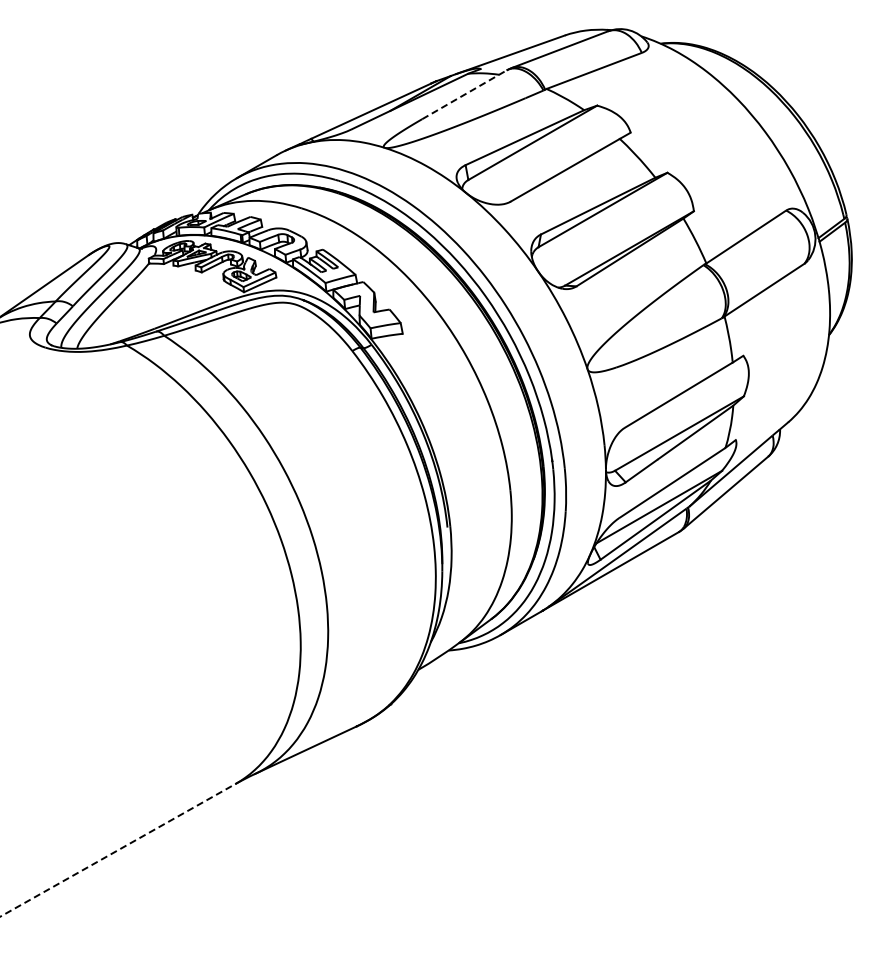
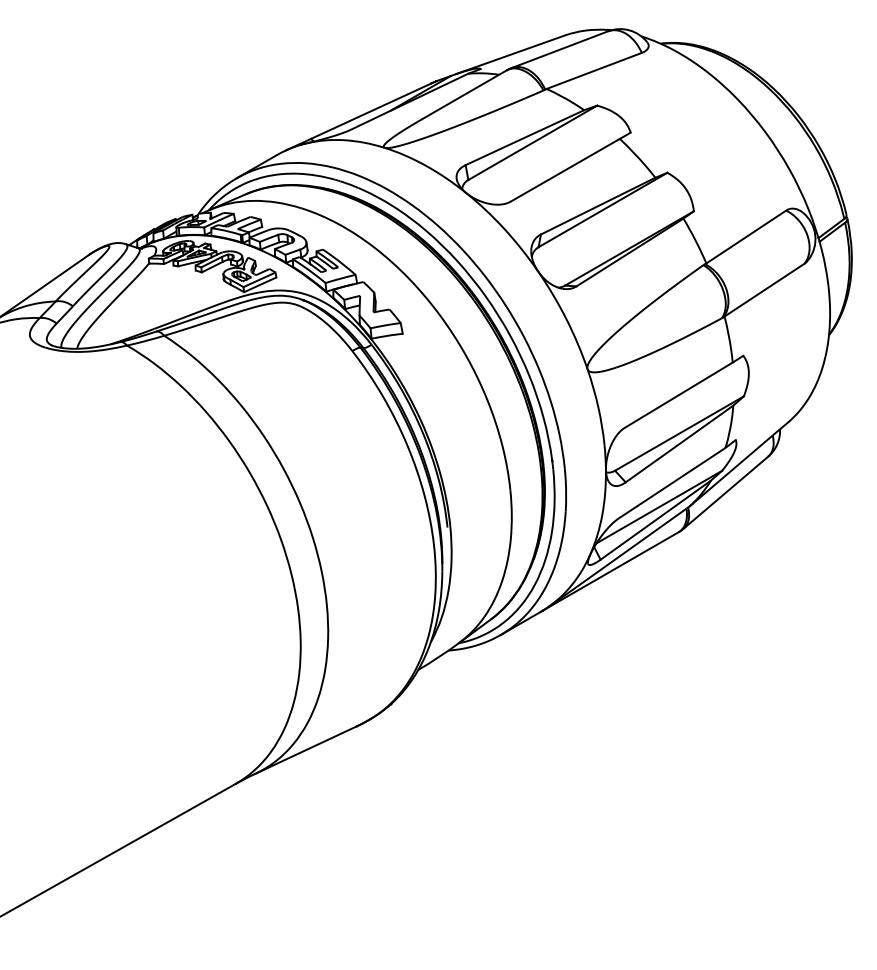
line: dashed -> solid (464, 94)
line: dashed -> solid (117, 850)
